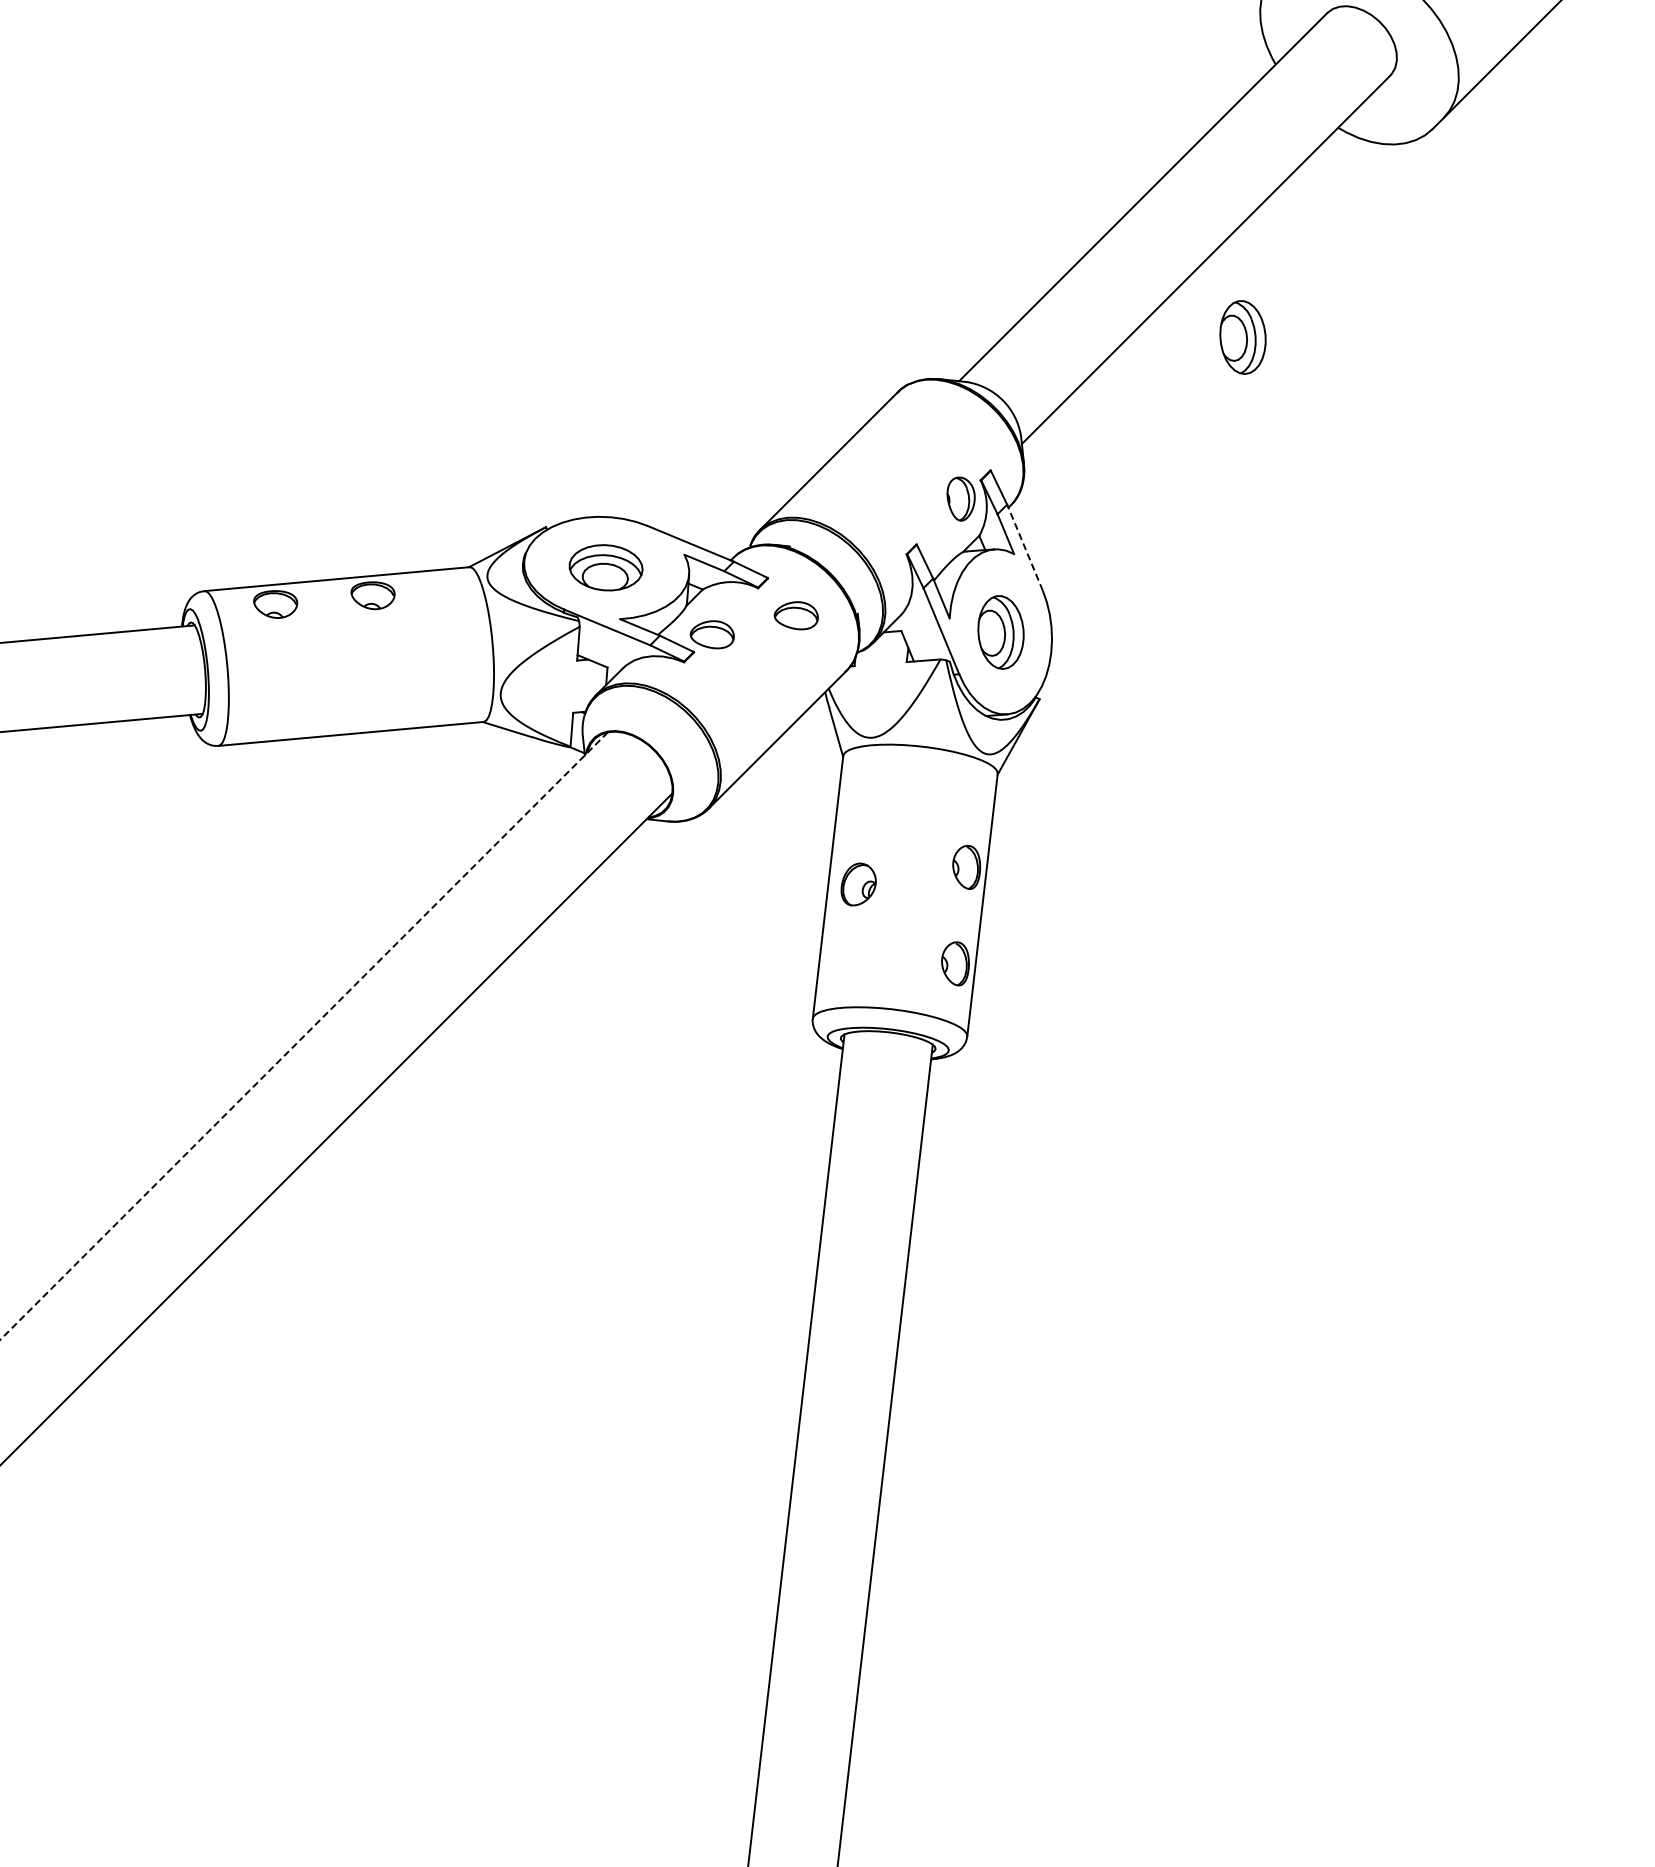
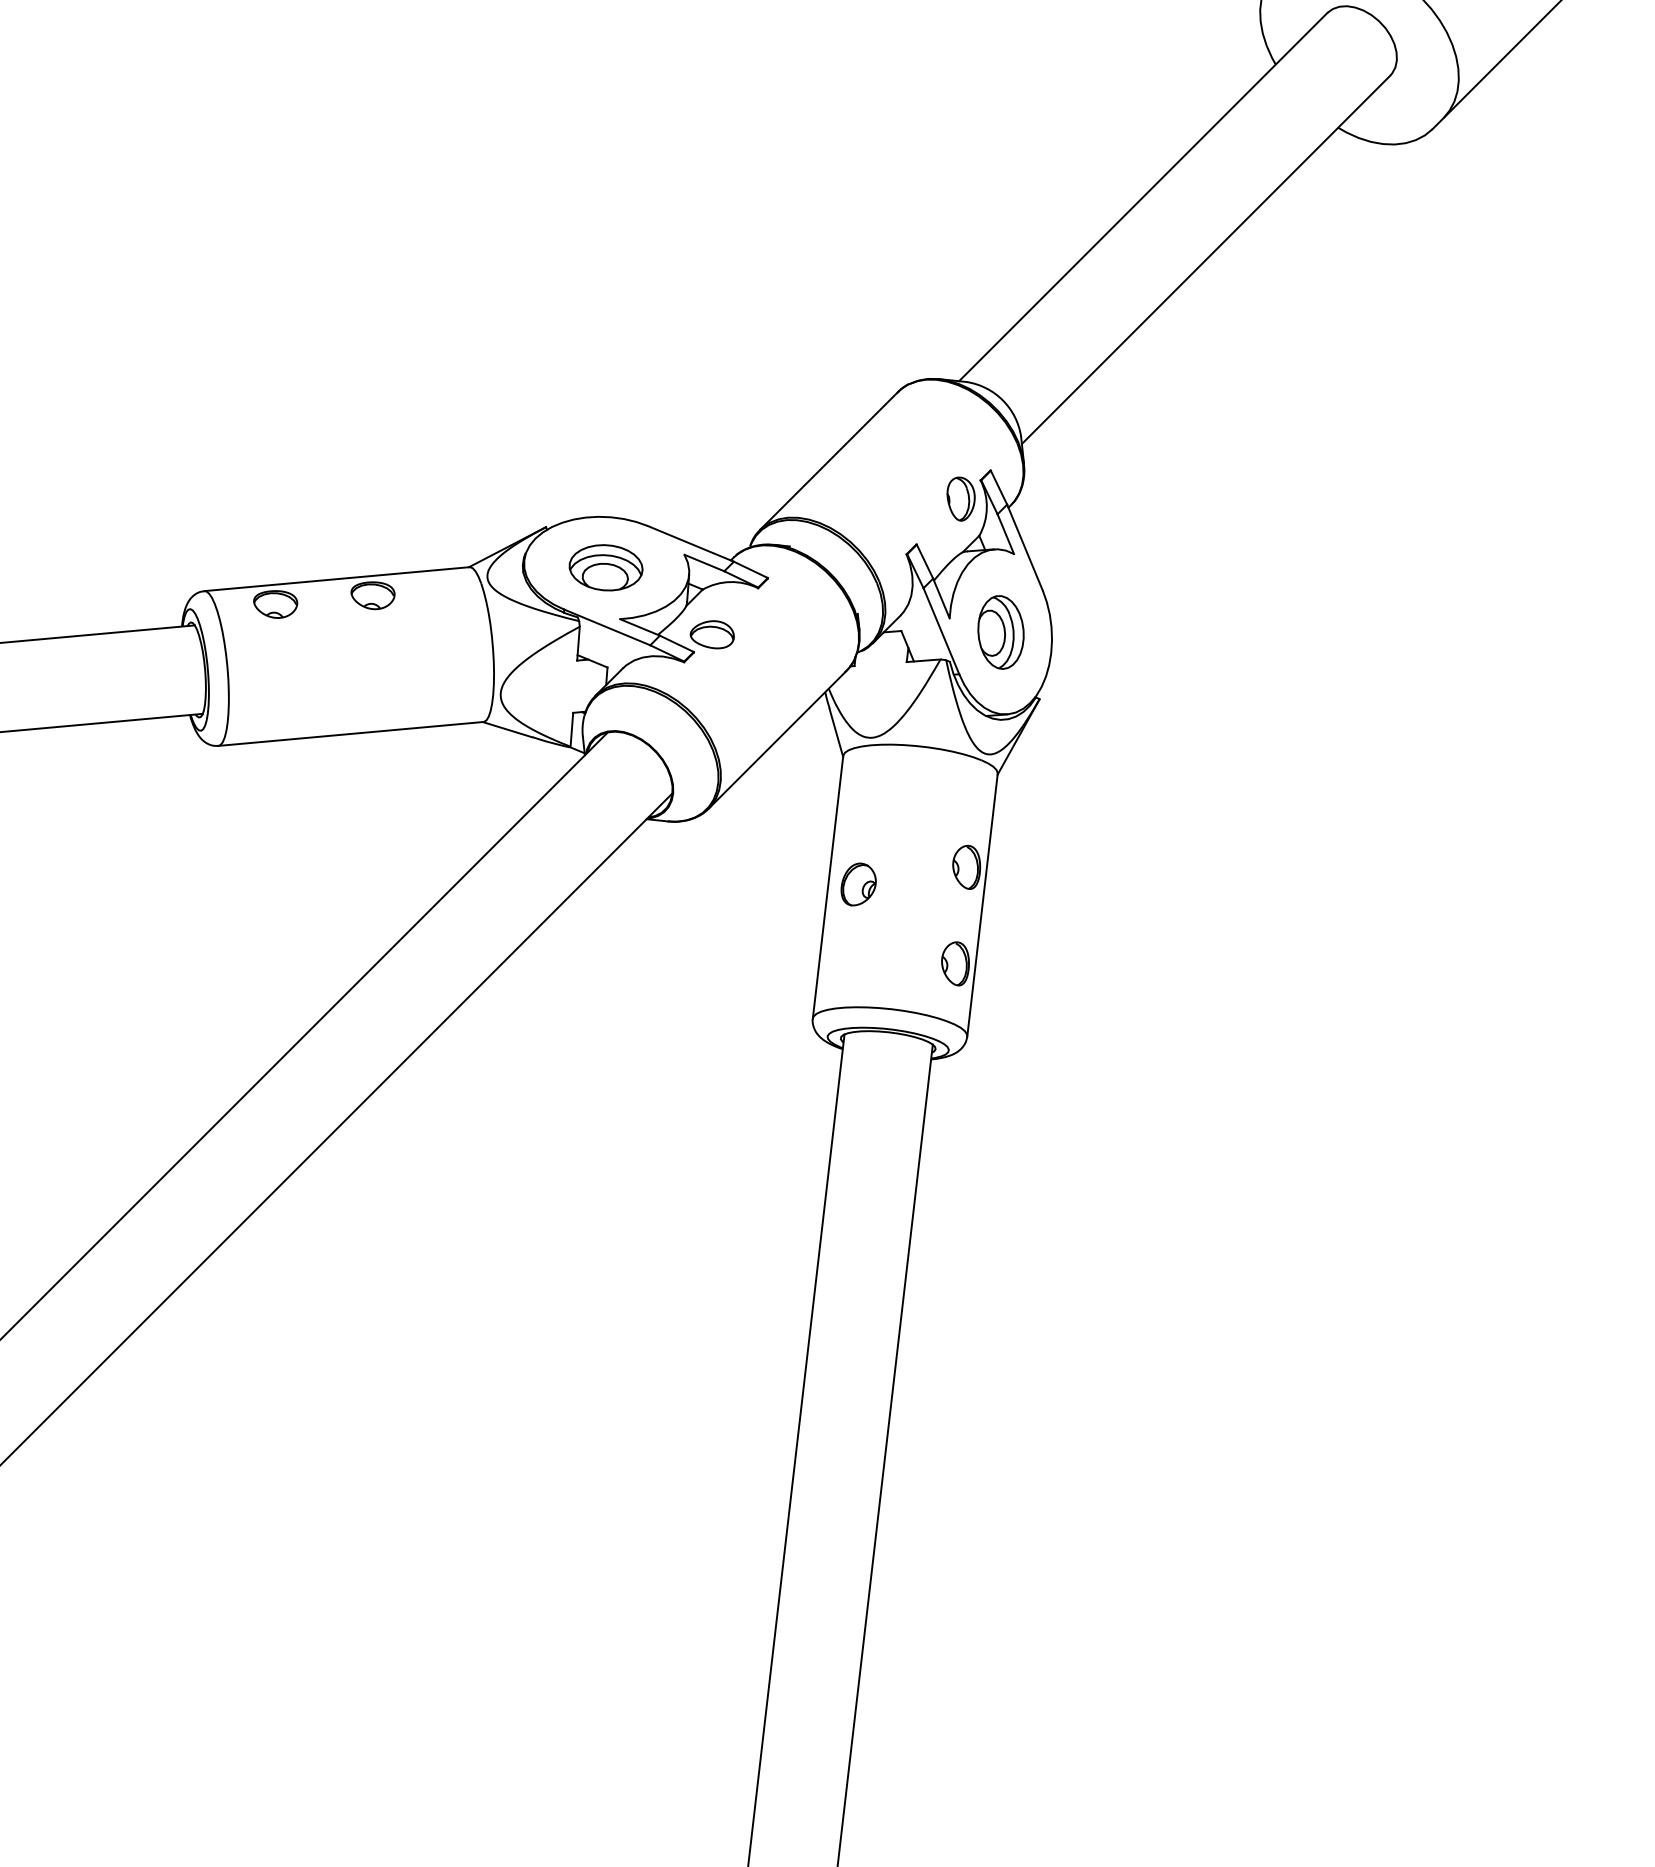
part: present -> none (1242, 337)
line: dashed -> solid (1025, 547)
part: present -> none (795, 615)
line: dashed -> solid (303, 1036)
